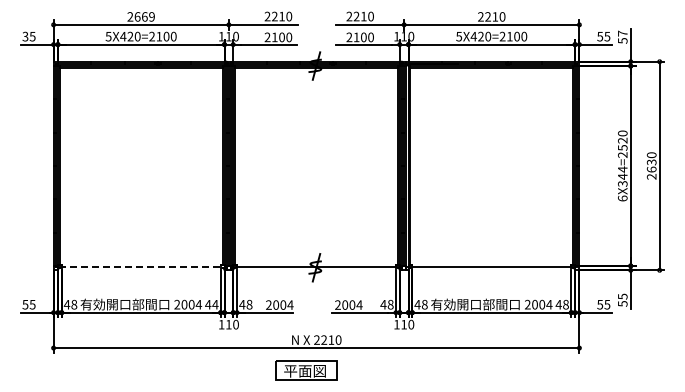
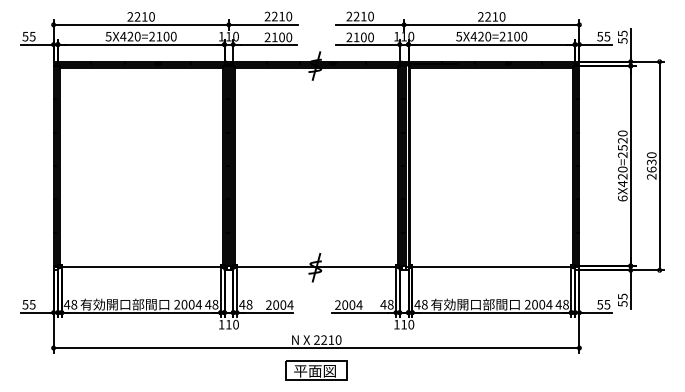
text: 2669 -> 2210 (144, 16)
text: 57 -> 55 (622, 33)
text: 35 -> 55 (25, 35)
text: 6X344=2520 -> 6X420=2520 (622, 176)
line: dashed -> solid (141, 266)
text: 44 -> 48 (215, 304)
part position: (306, 370) -> (316, 370) (316, 370)
